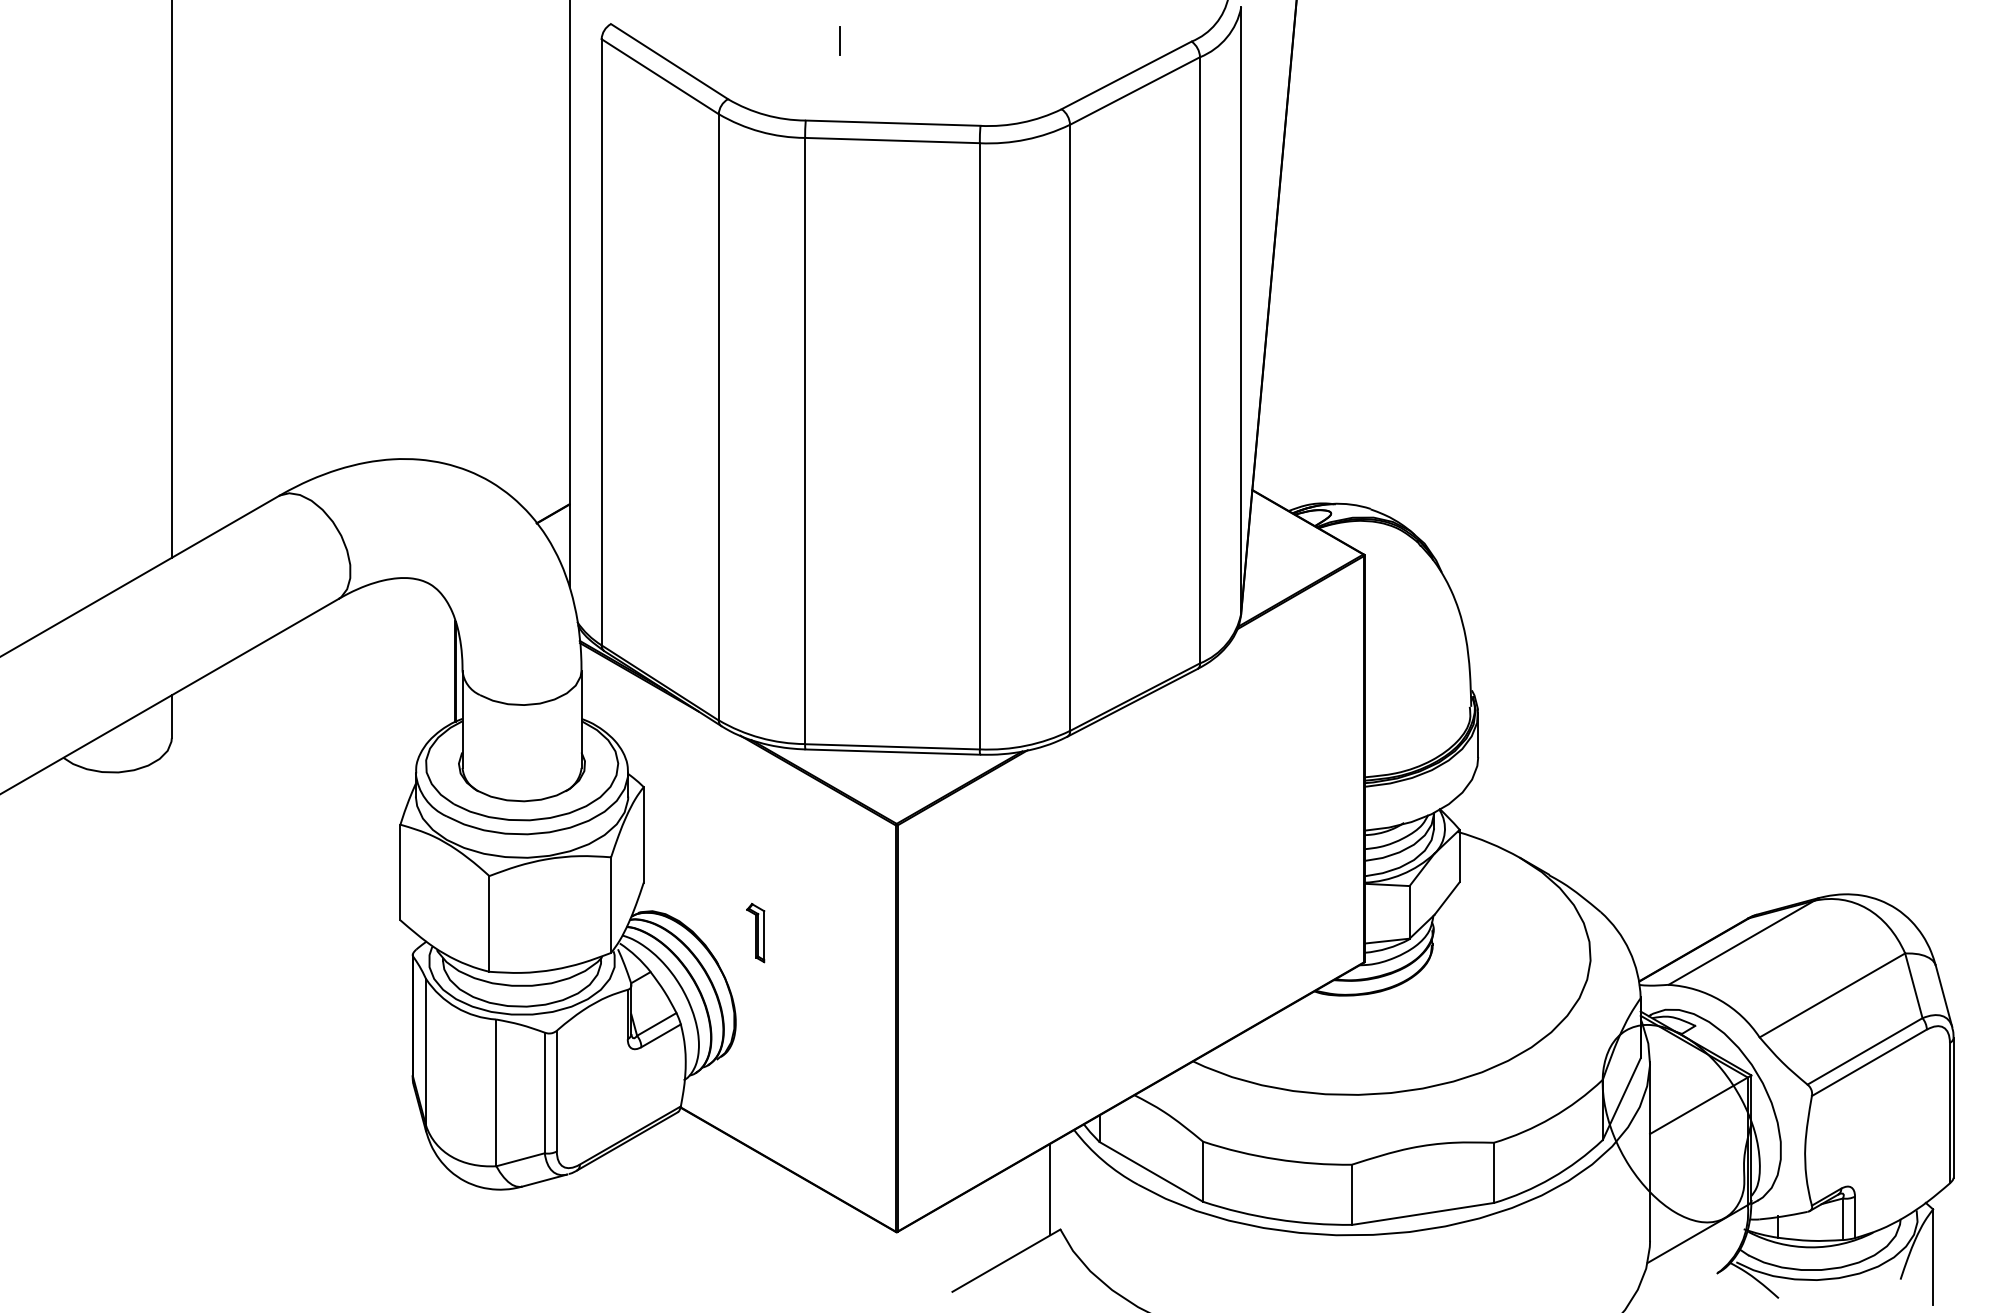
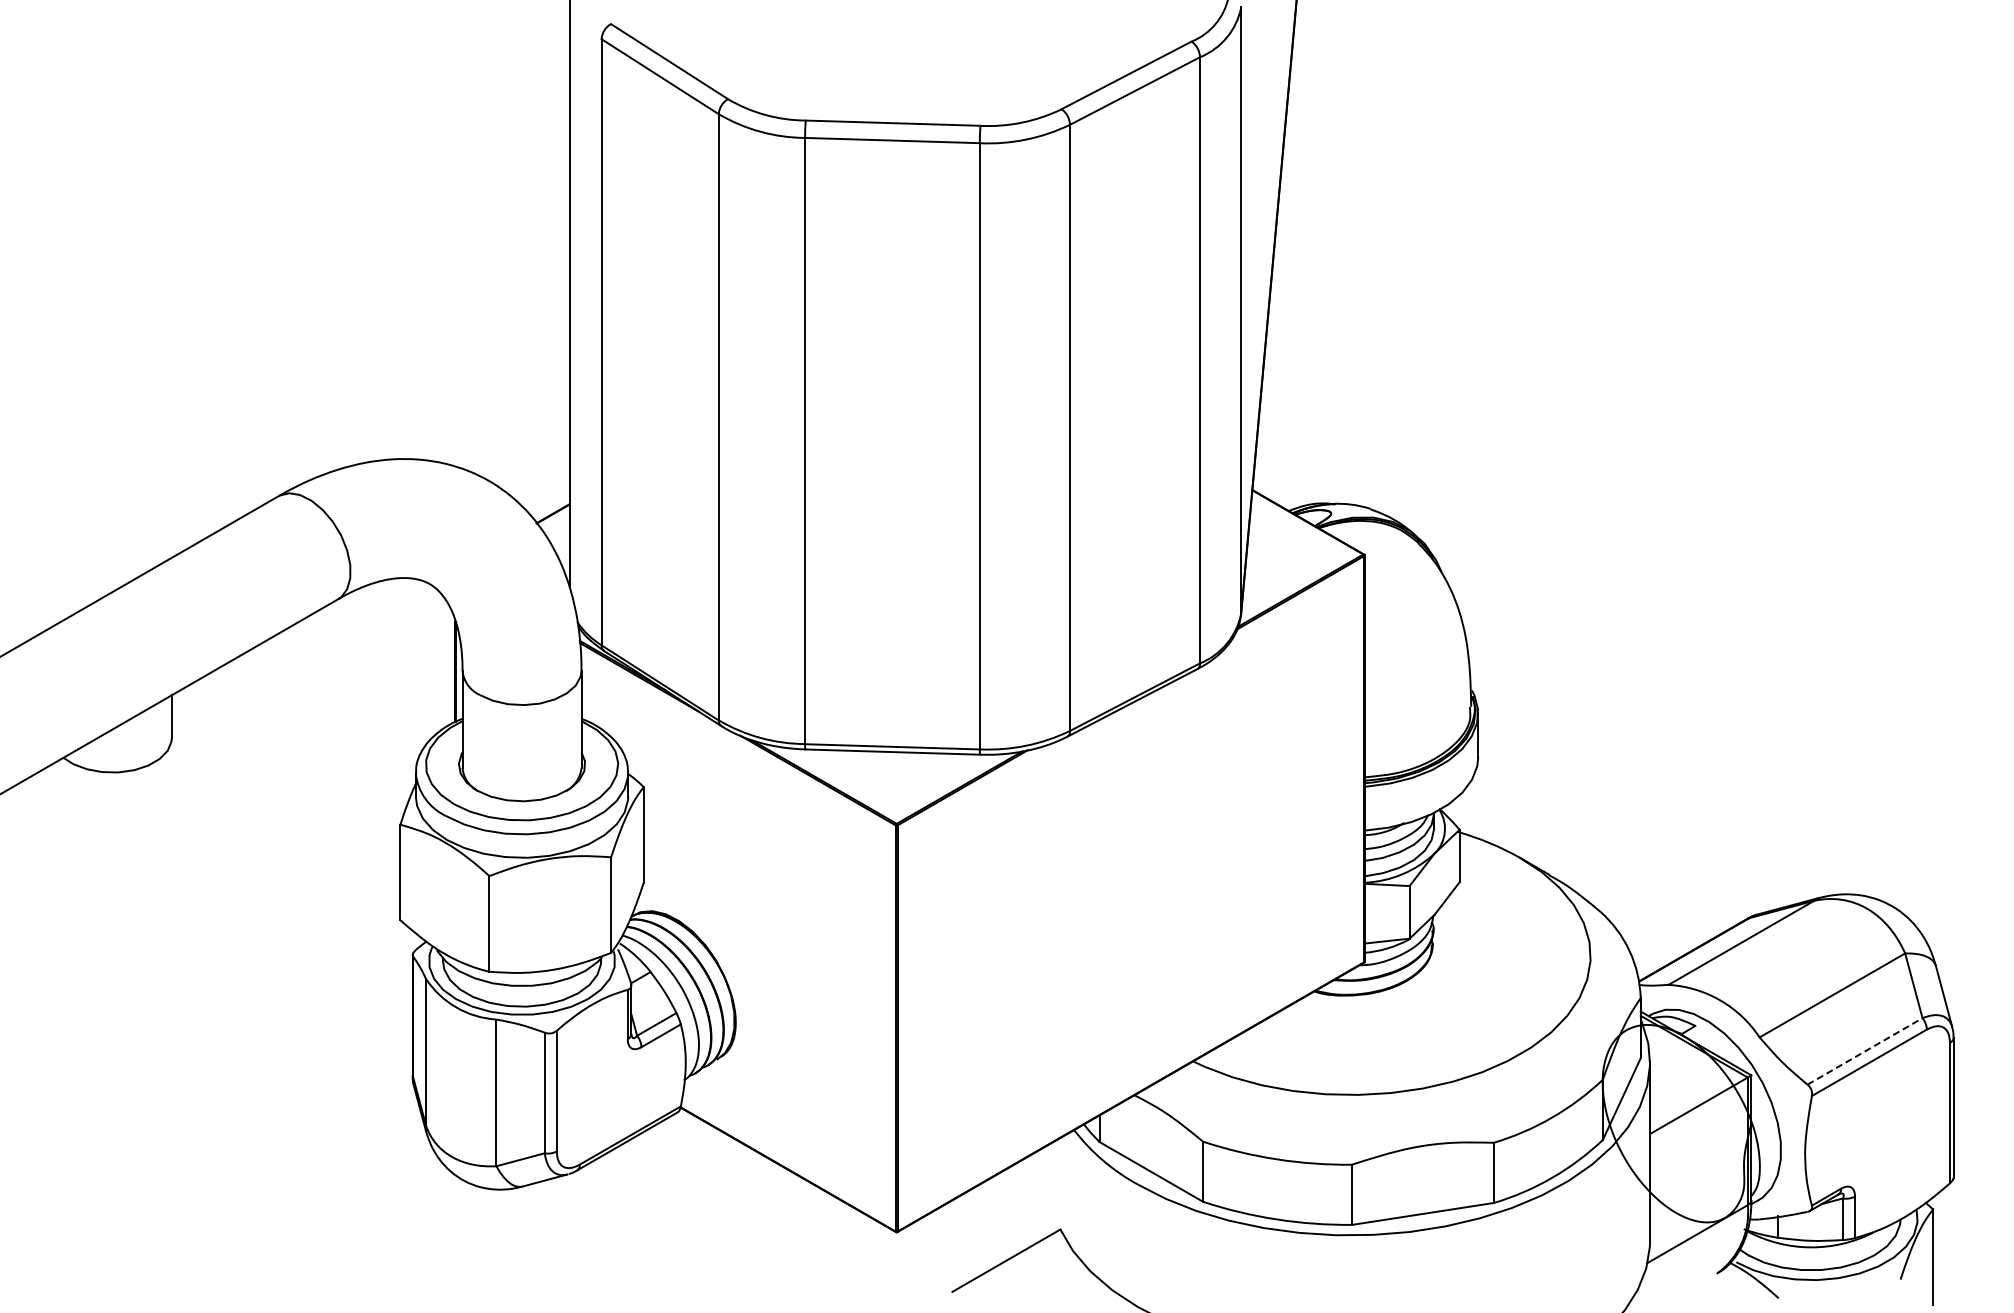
line: present -> none (840, 40)
line: present -> none (171, 279)
part: present -> none (755, 932)
line: solid -> dashed (1865, 1051)
line: present -> none (1050, 1189)
